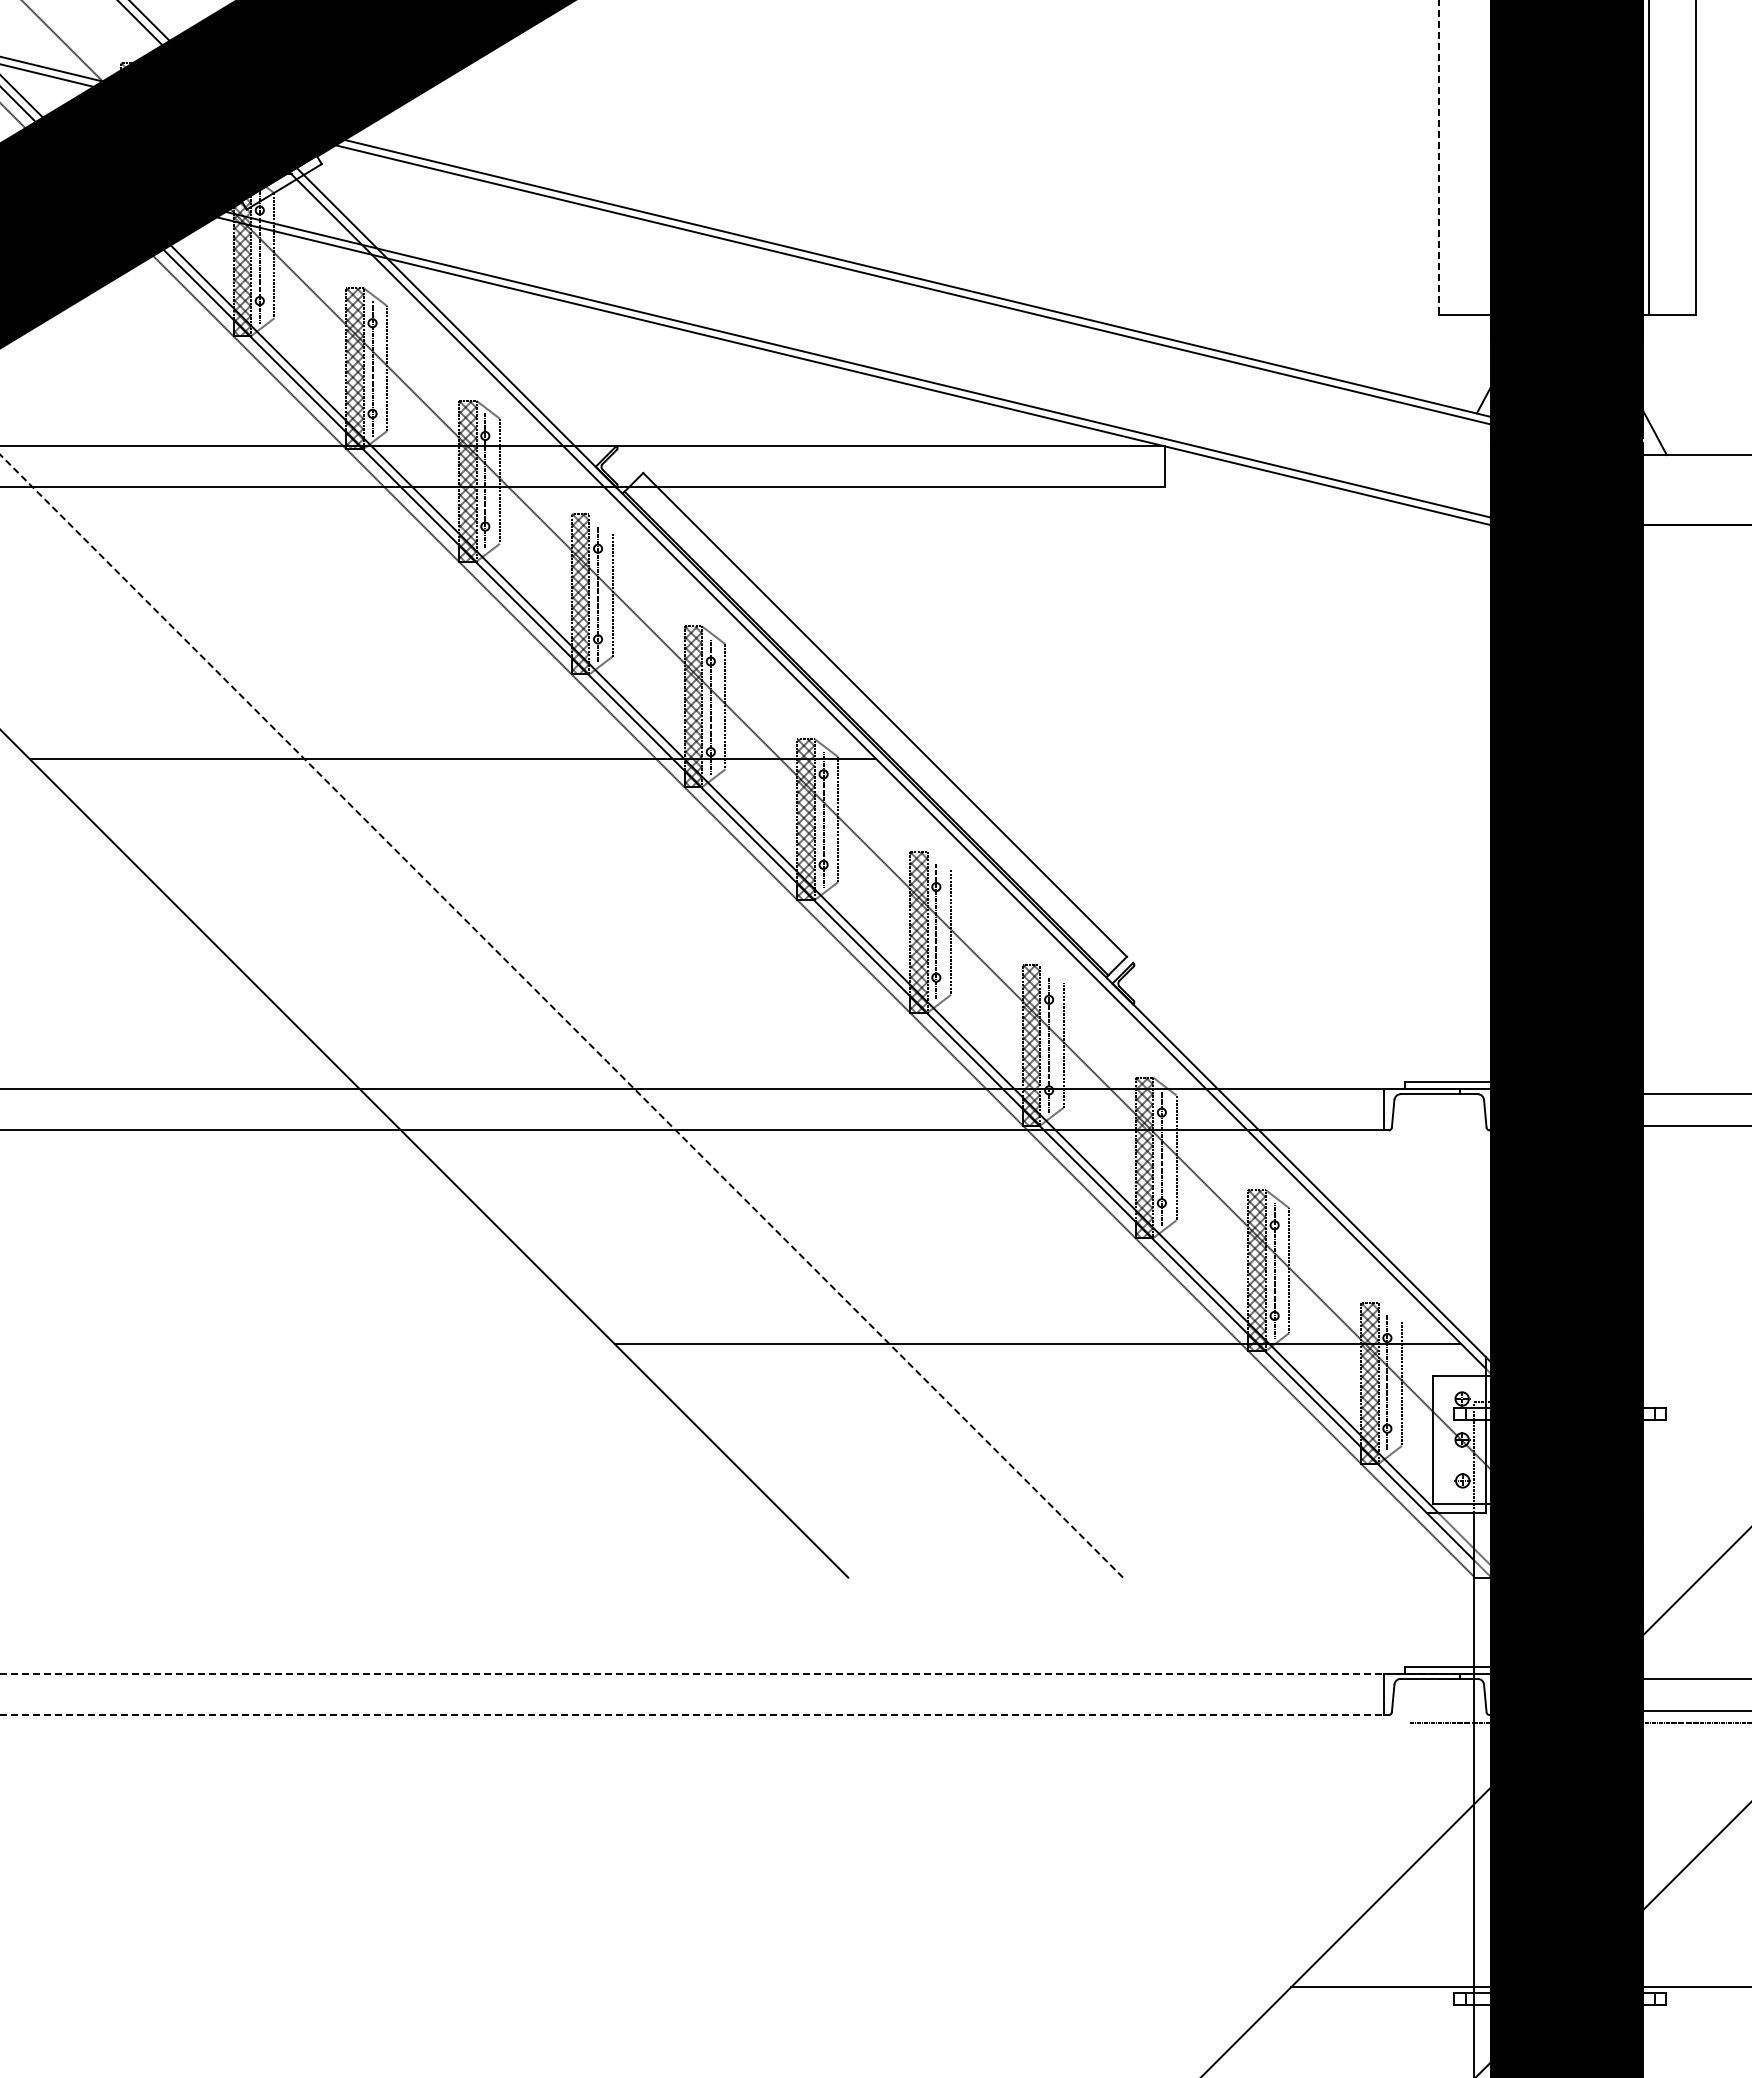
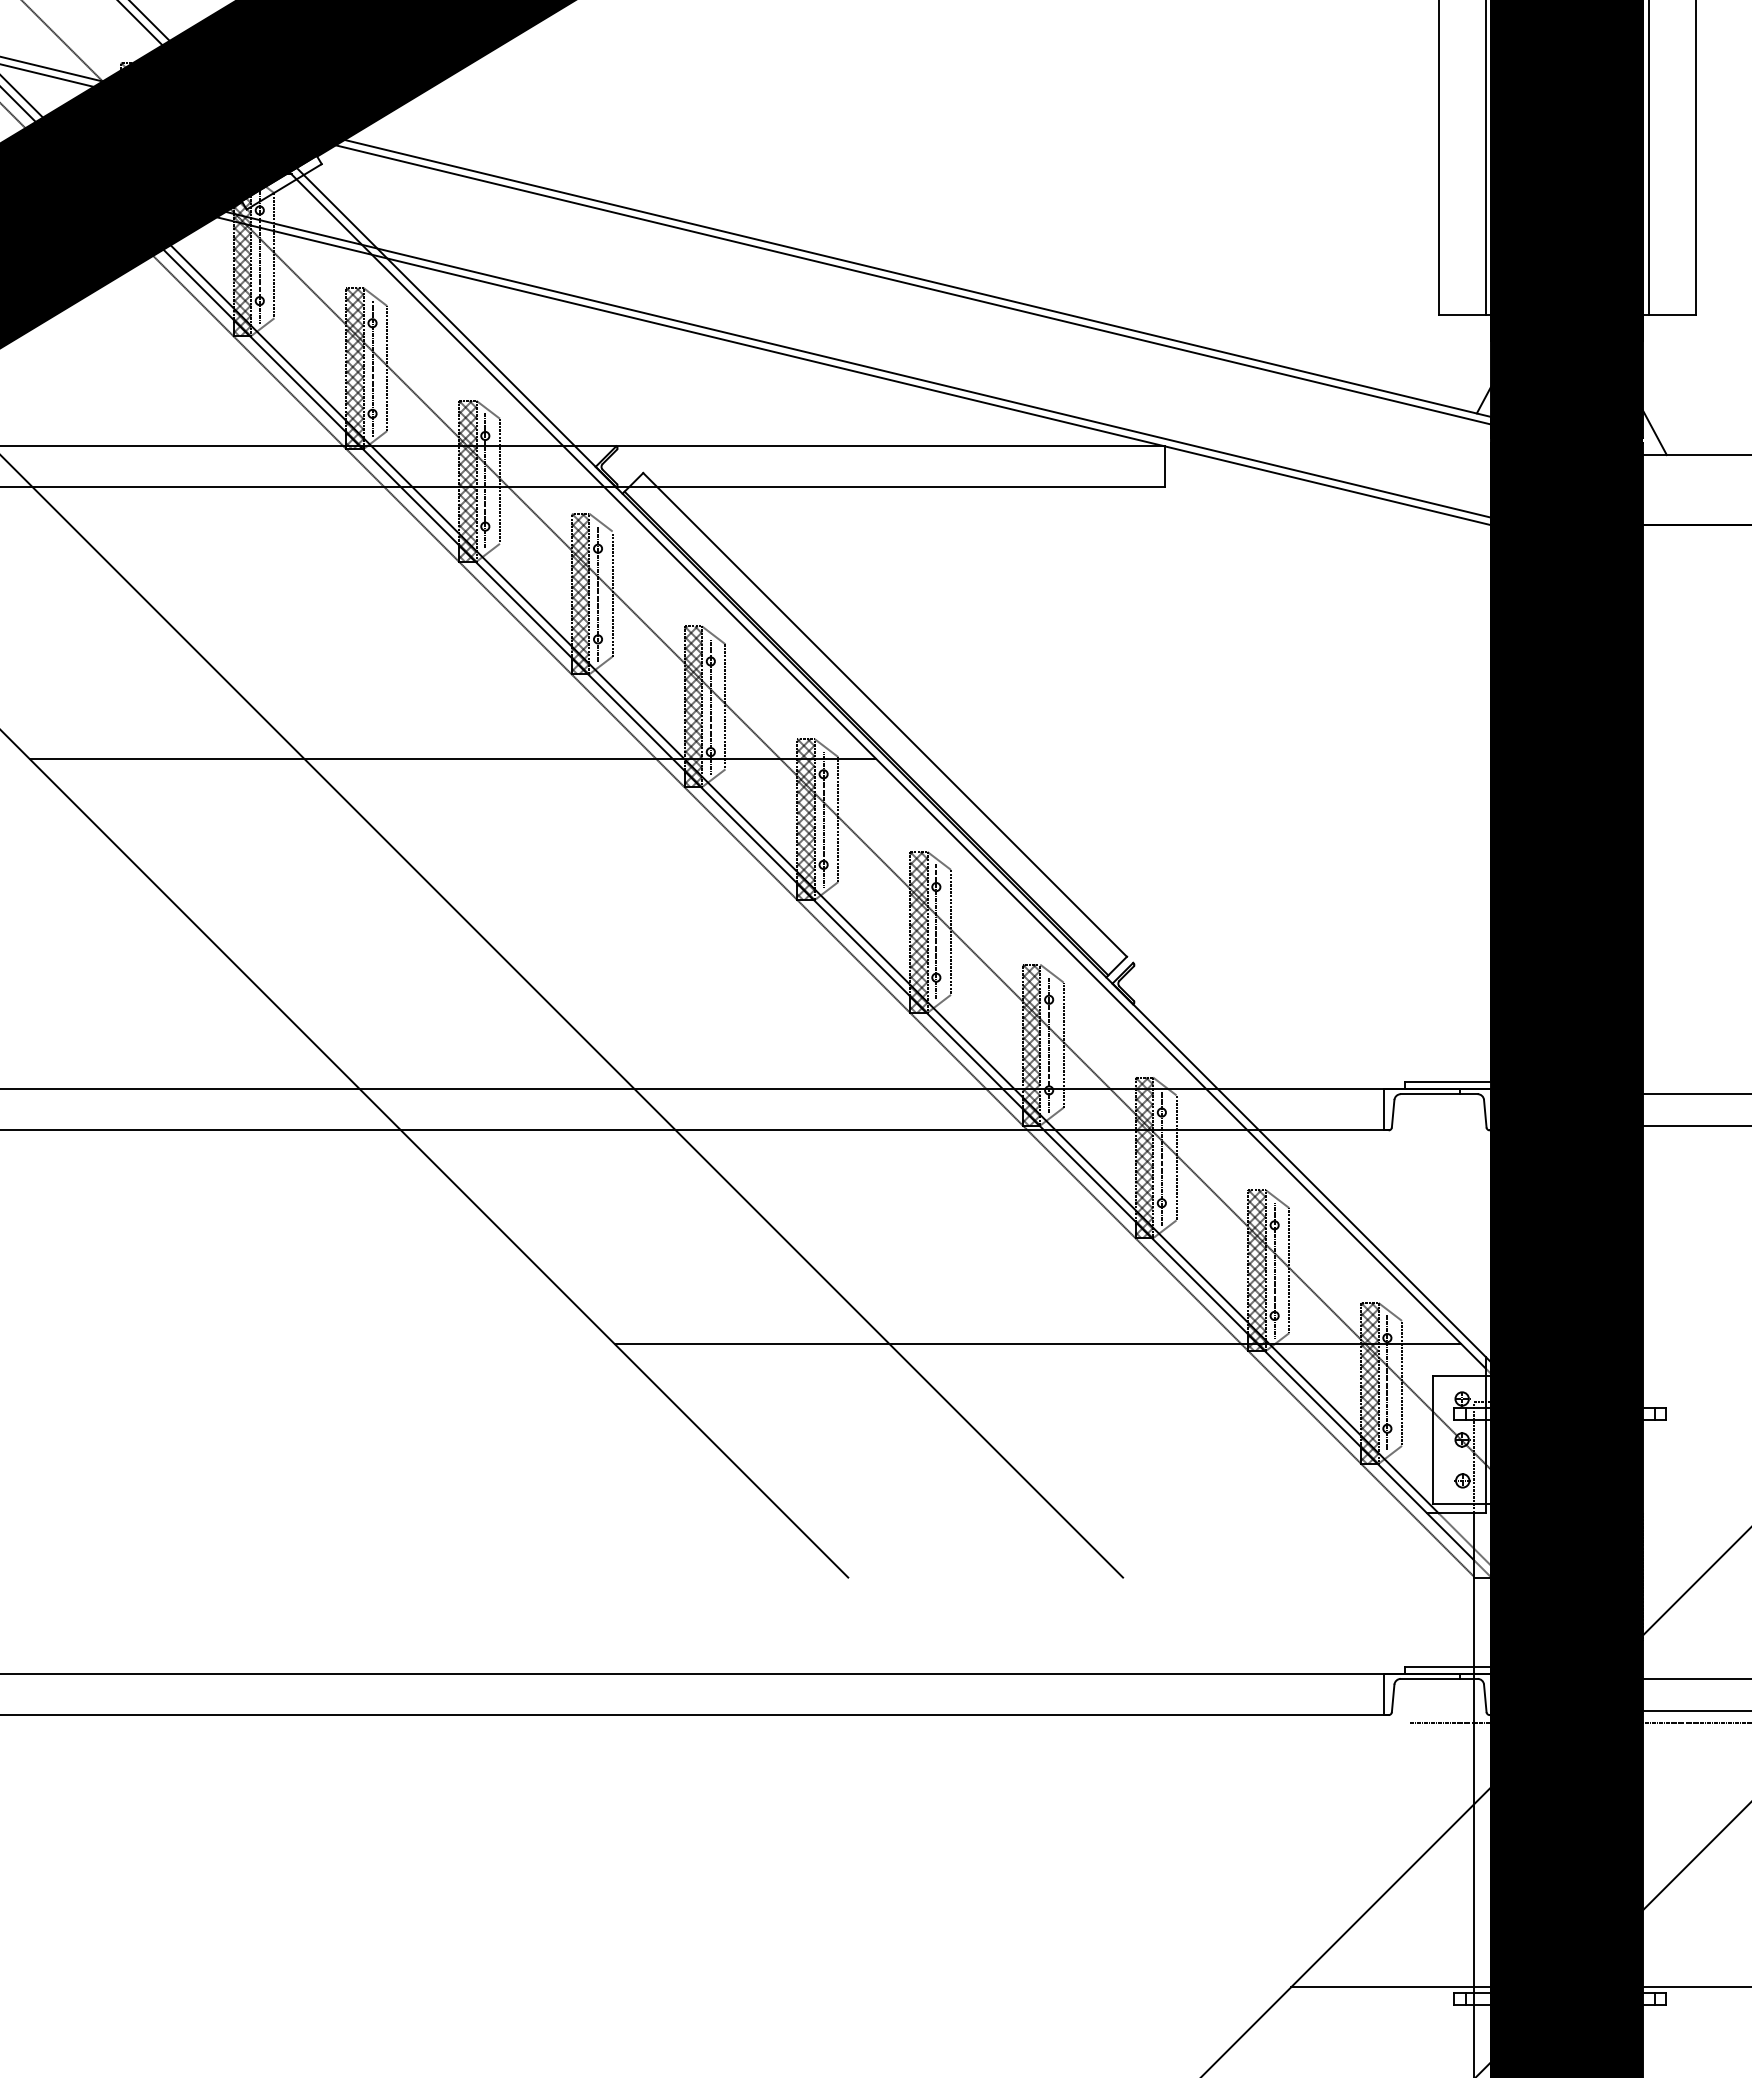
line: dashed -> solid (1438, 157)
line: none -> present (1486, 158)
line: none -> present (600, 522)
line: none -> present (938, 860)
line: none -> present (1051, 973)
line: dashed -> solid (561, 1016)
line: none -> present (1390, 1311)
line: dashed -> solid (766, 1674)
line: dashed -> solid (694, 1715)
